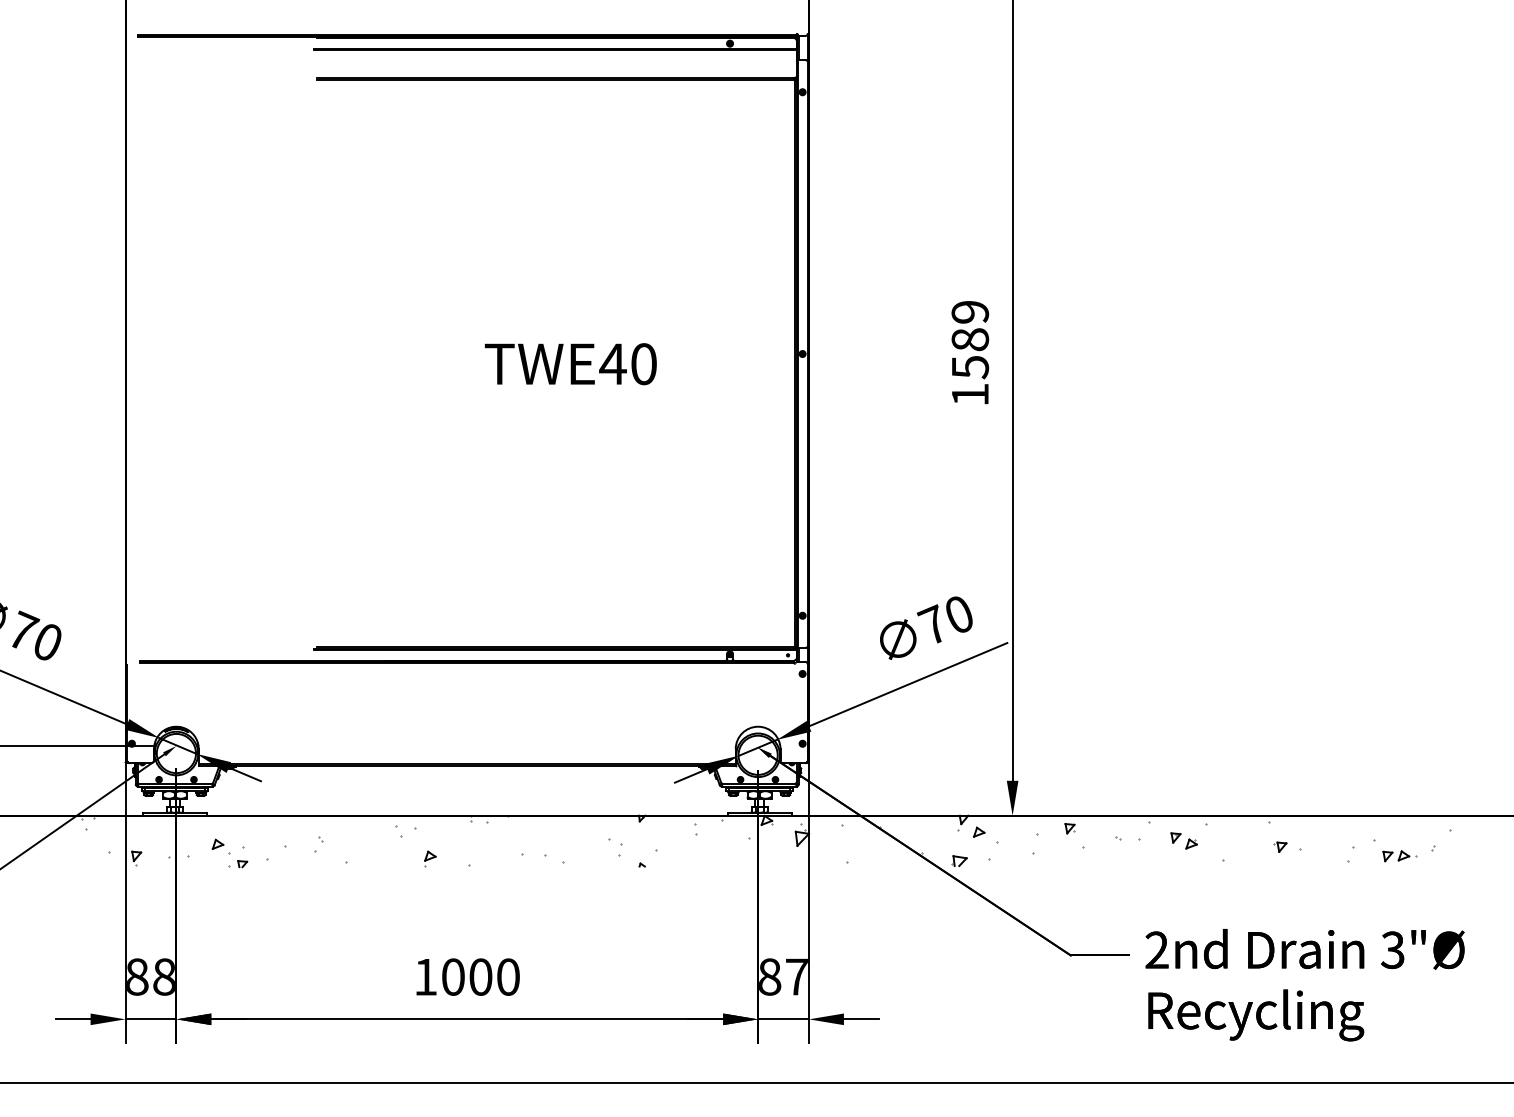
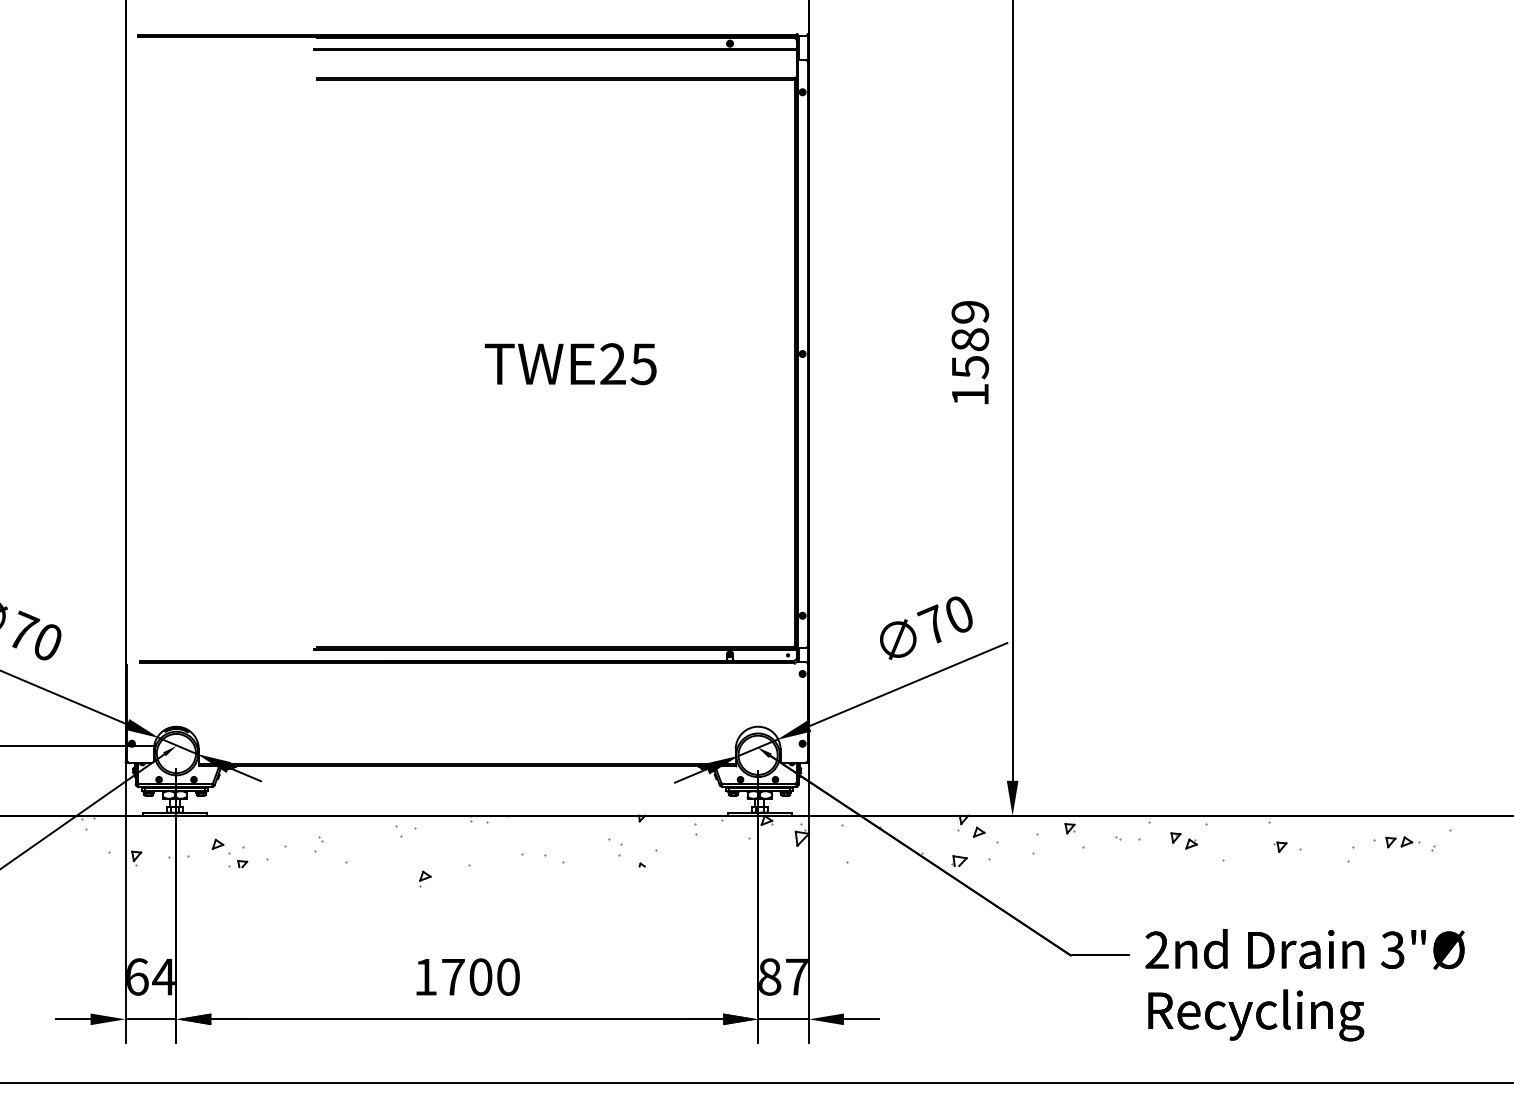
text: TWE40 -> TWE25 (627, 364)
part position: (1399, 856) -> (1402, 842) (1402, 842)
part position: (430, 858) -> (425, 878) (425, 878)
text: 88 -> 64 (150, 976)
text: 1000 -> 1700 (453, 976)
